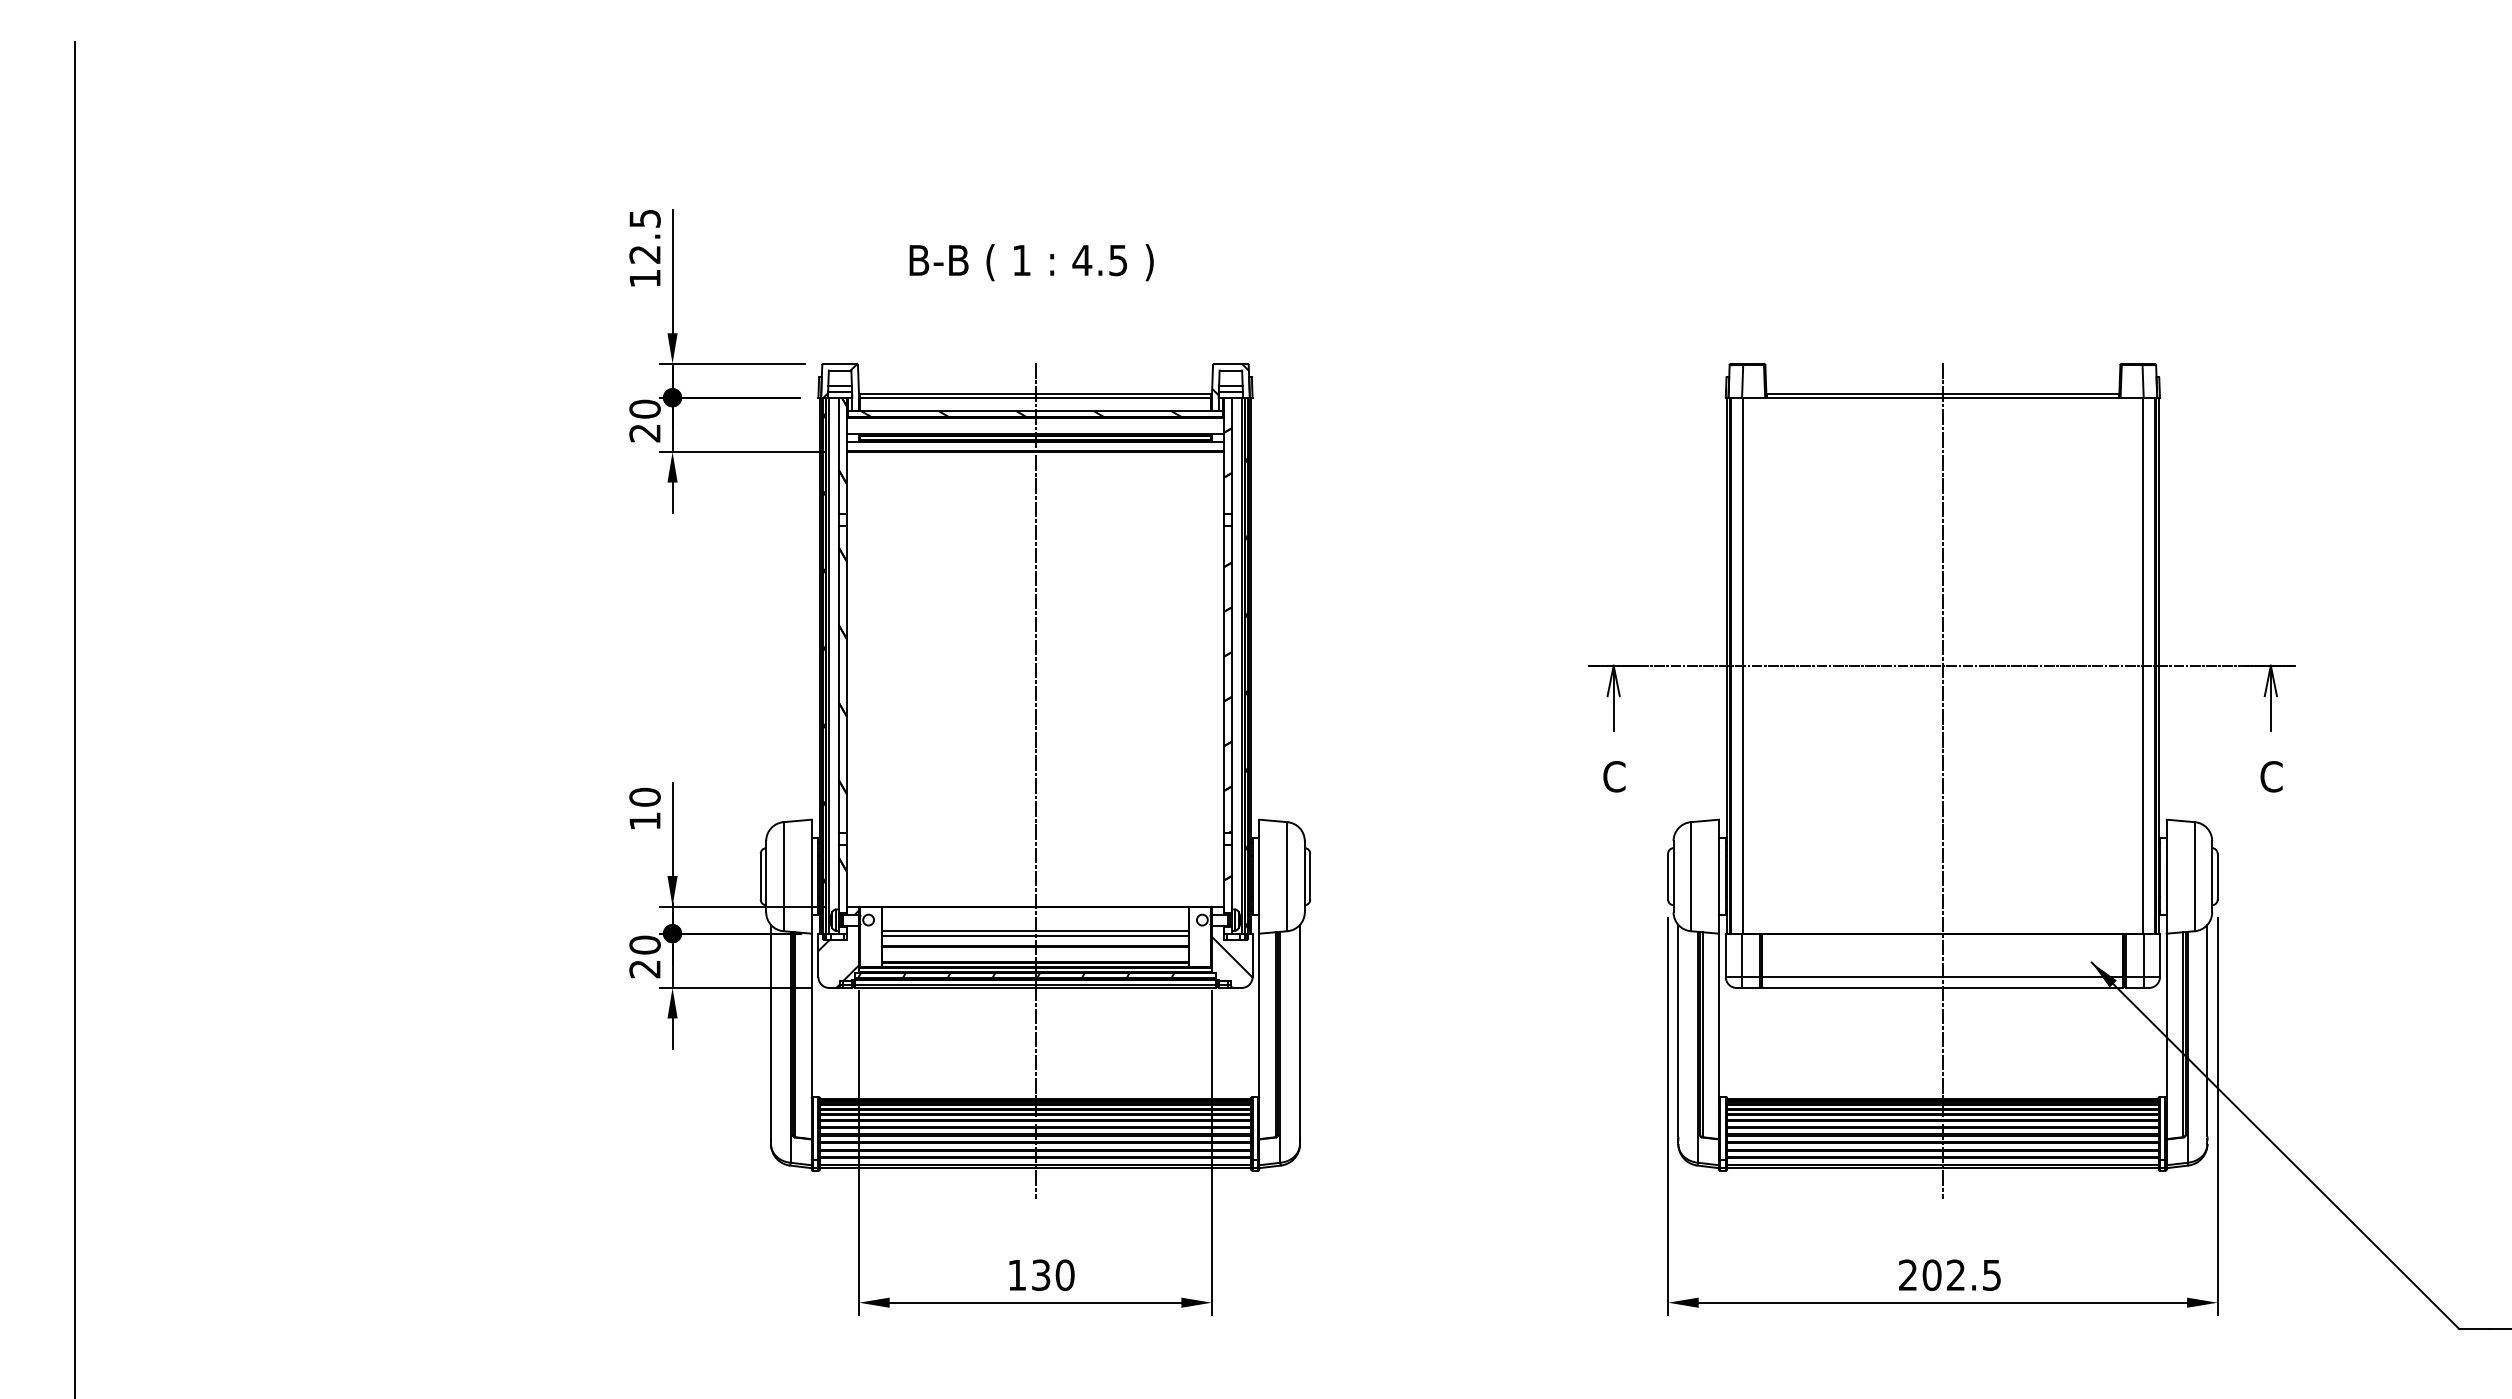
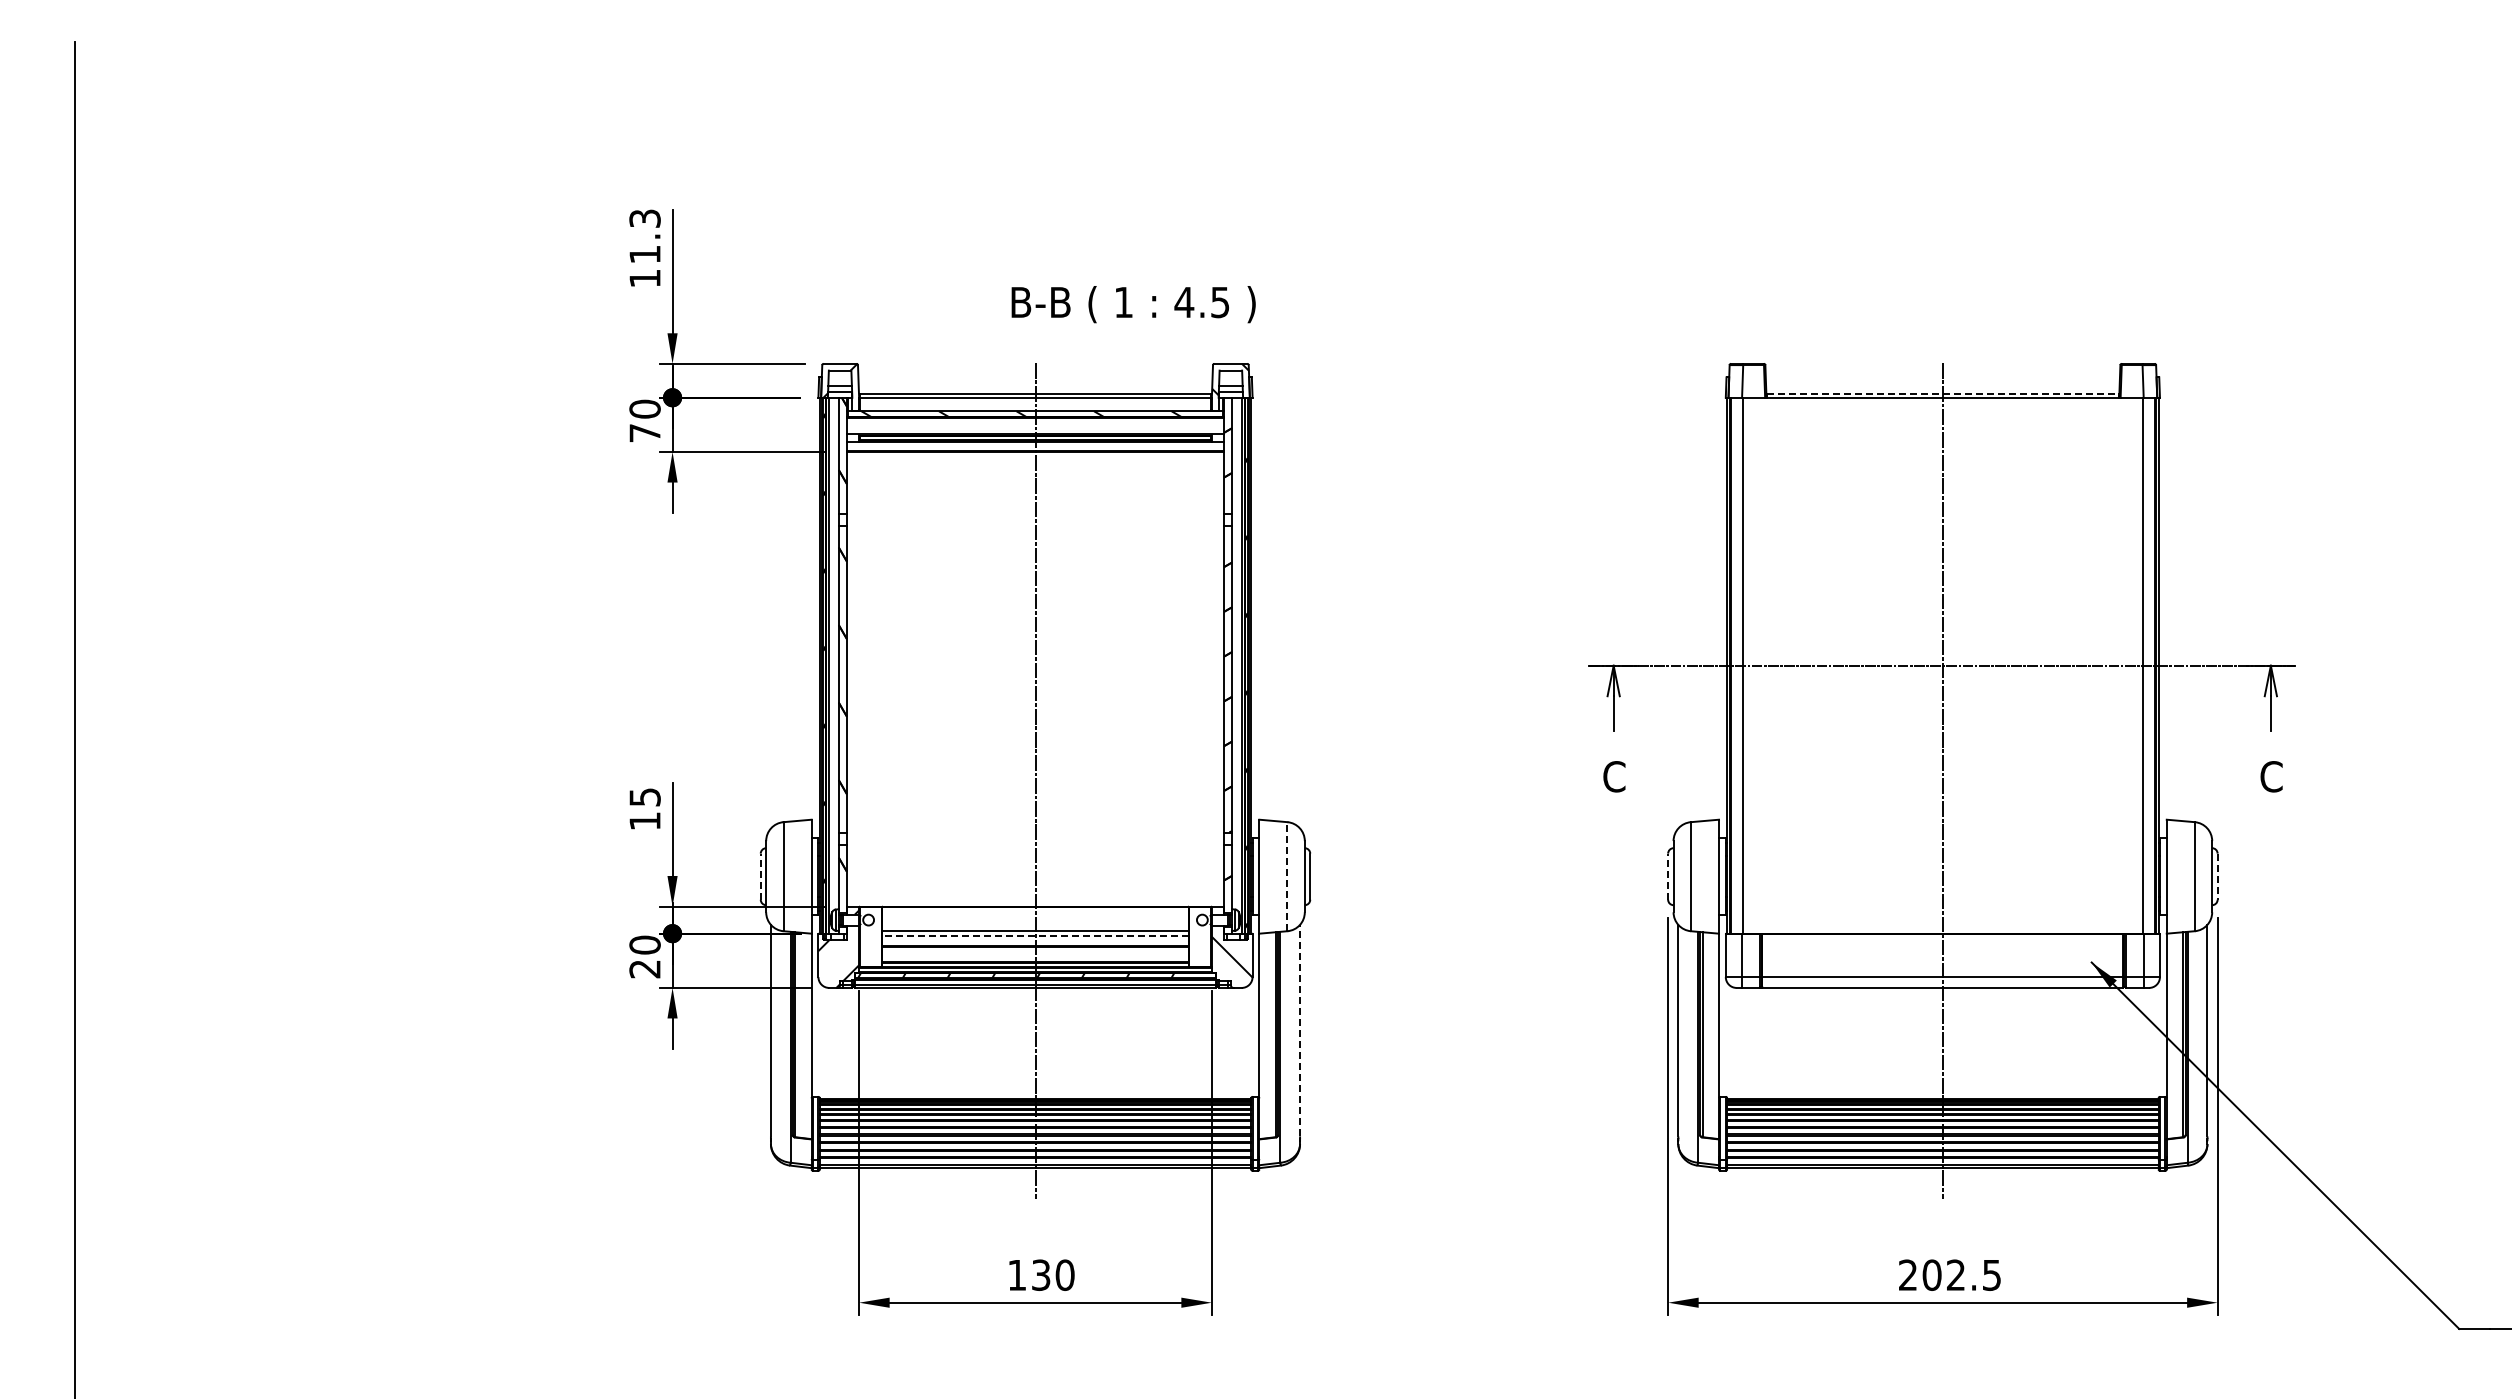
text: 12.5 -> 11.3 (644, 236)
text position: (1031, 262) -> (1133, 304) (1133, 304)
line: solid -> dashed (1942, 393)
text: 20 -> 70 (644, 433)
text: 10 -> 15 (644, 796)
line: solid -> dashed (760, 876)
line: solid -> dashed (1287, 876)
line: solid -> dashed (1668, 876)
line: solid -> dashed (2217, 877)
line: solid -> dashed (1035, 936)
line: solid -> dashed (1300, 1030)
